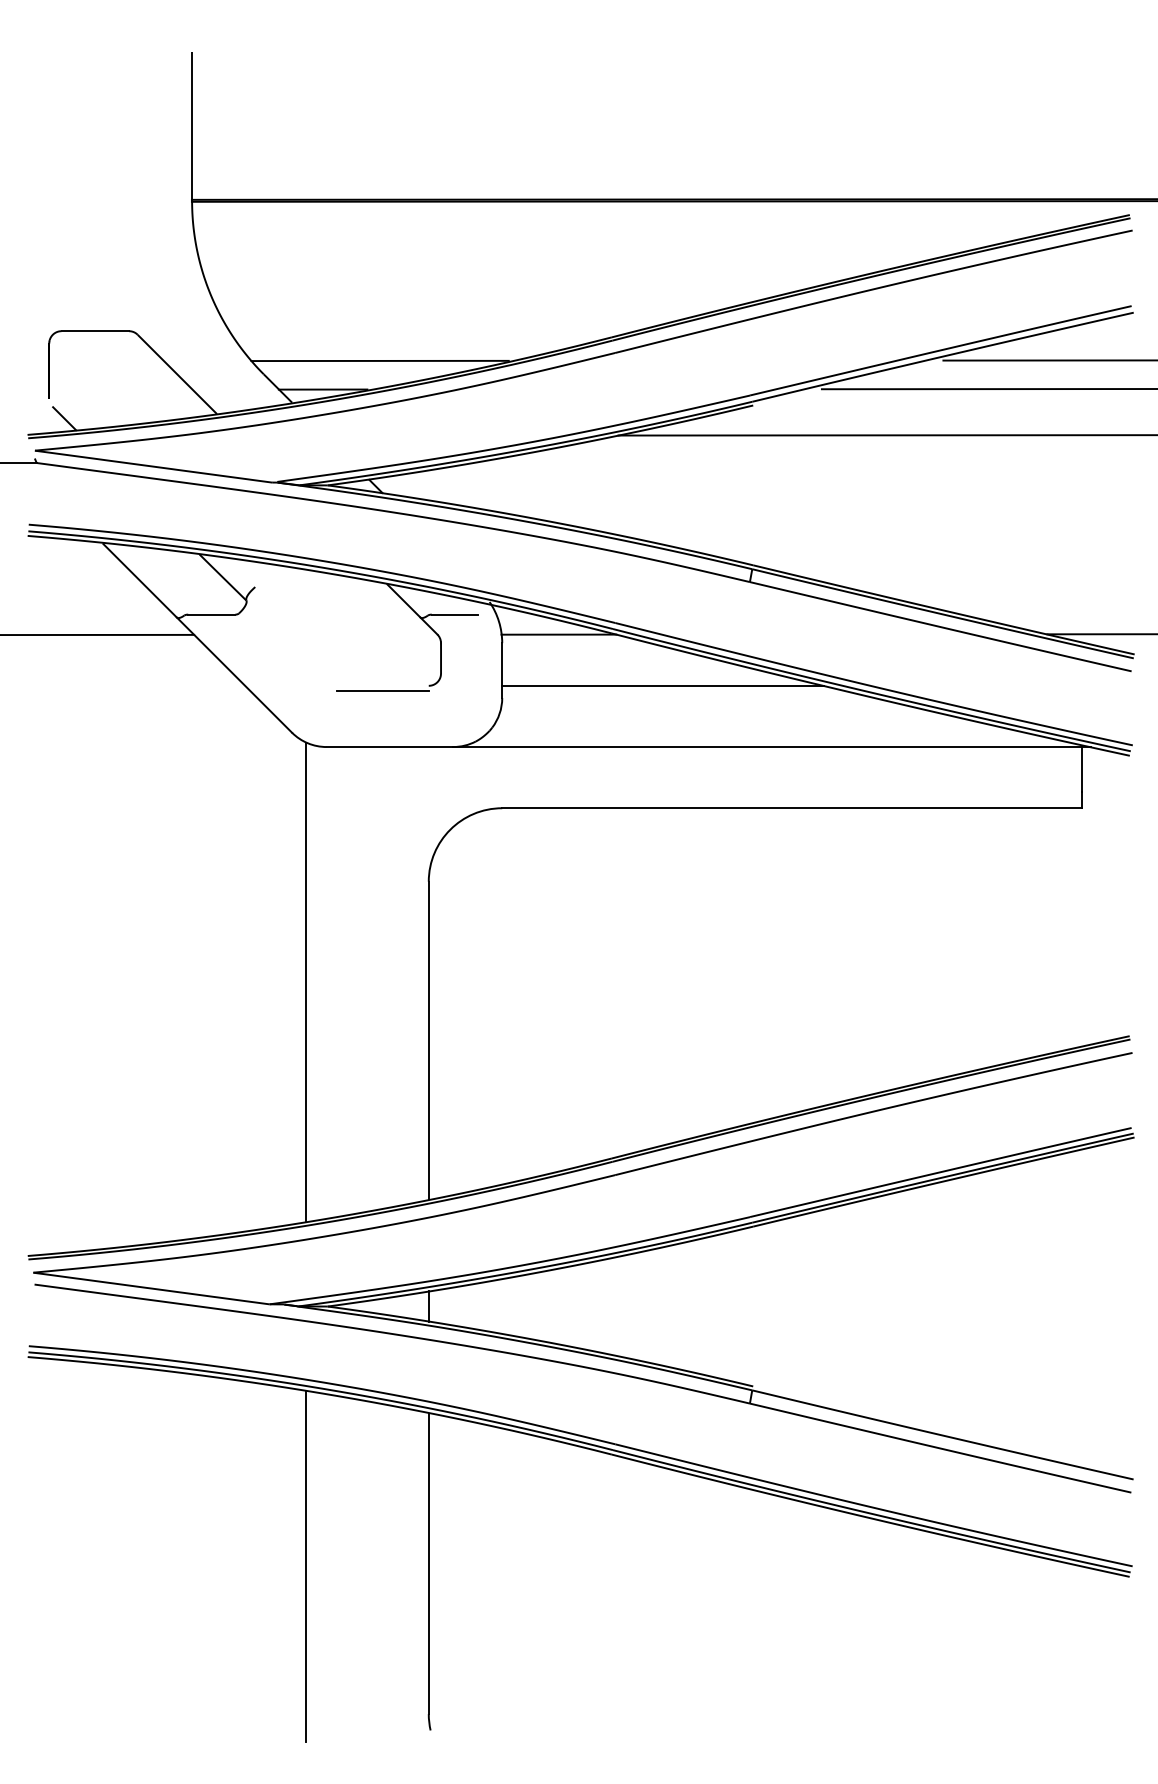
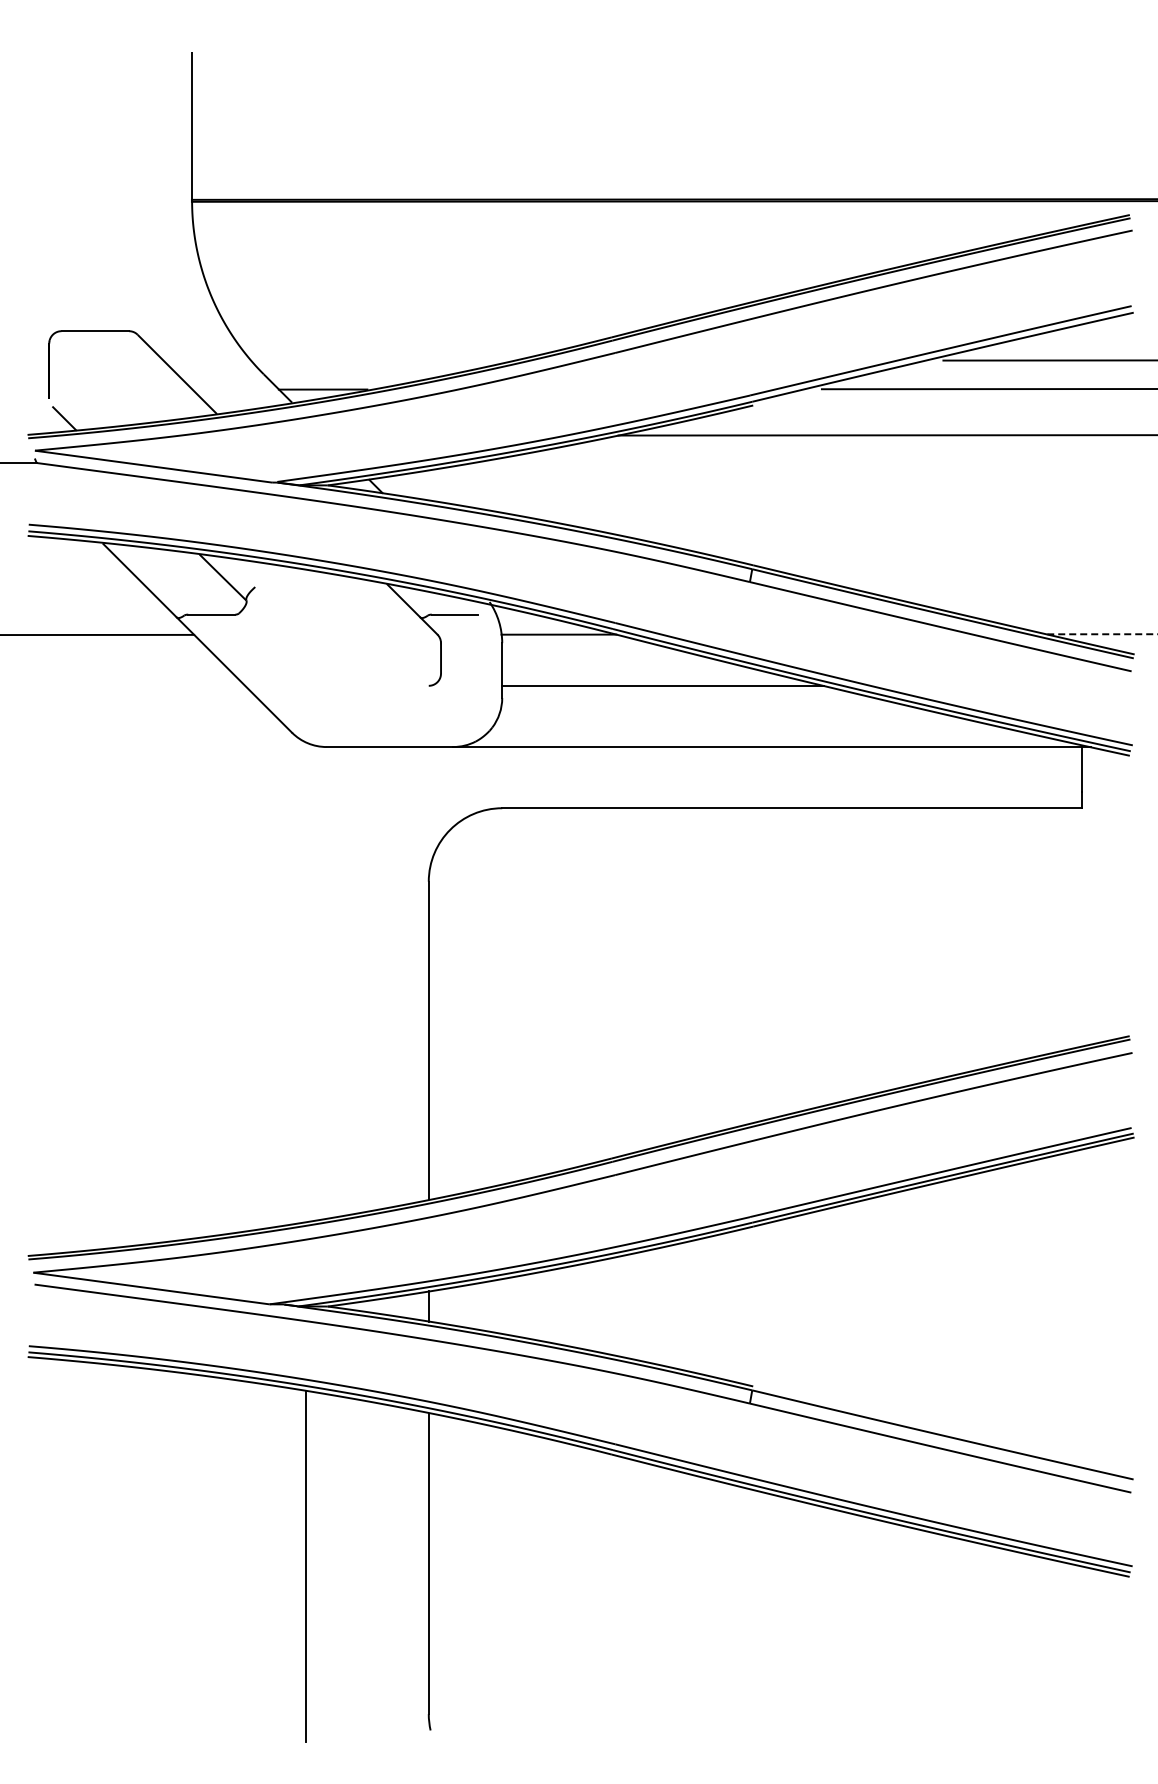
line: present -> none (379, 360)
line: solid -> dashed (1102, 634)
line: present -> none (382, 690)
line: present -> none (306, 981)
